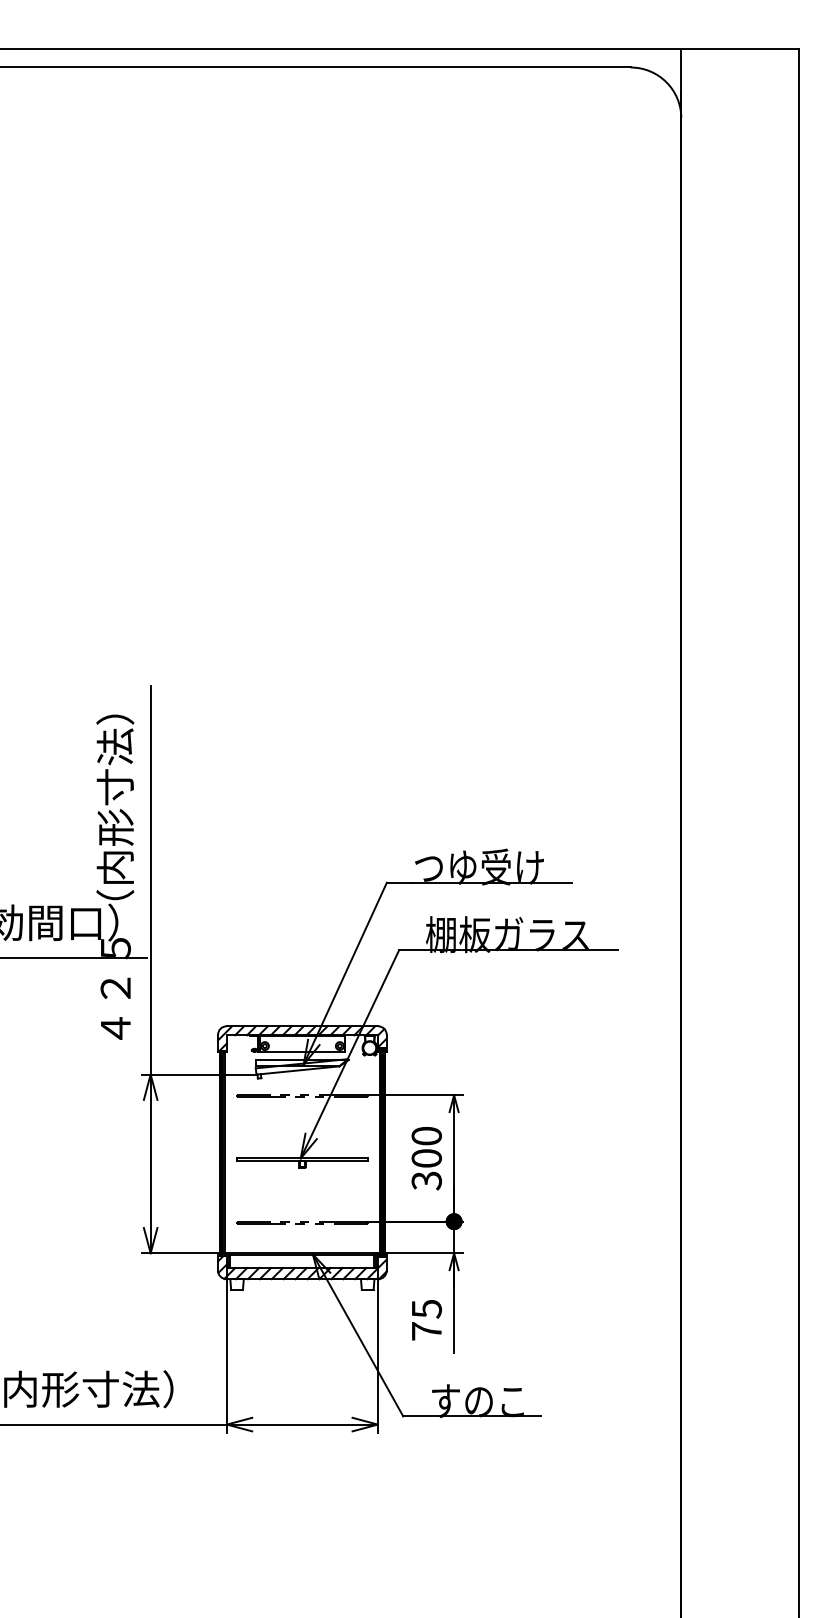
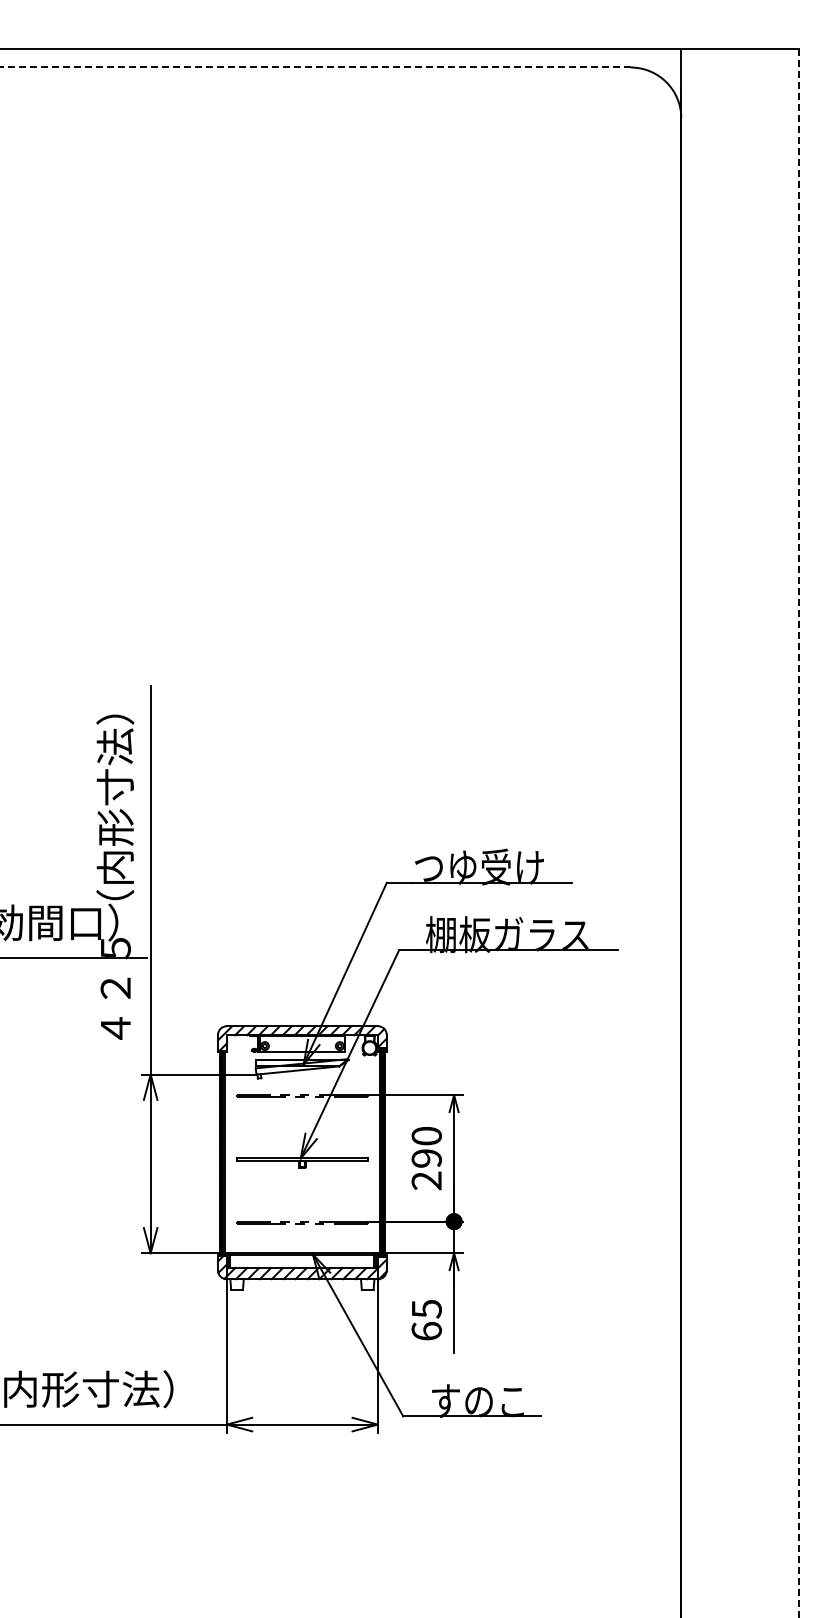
line: solid -> dashed (315, 67)
line: solid -> dashed (799, 833)
text: 300 -> 290 (426, 1169)
text: 75 -> 65 (426, 1331)
